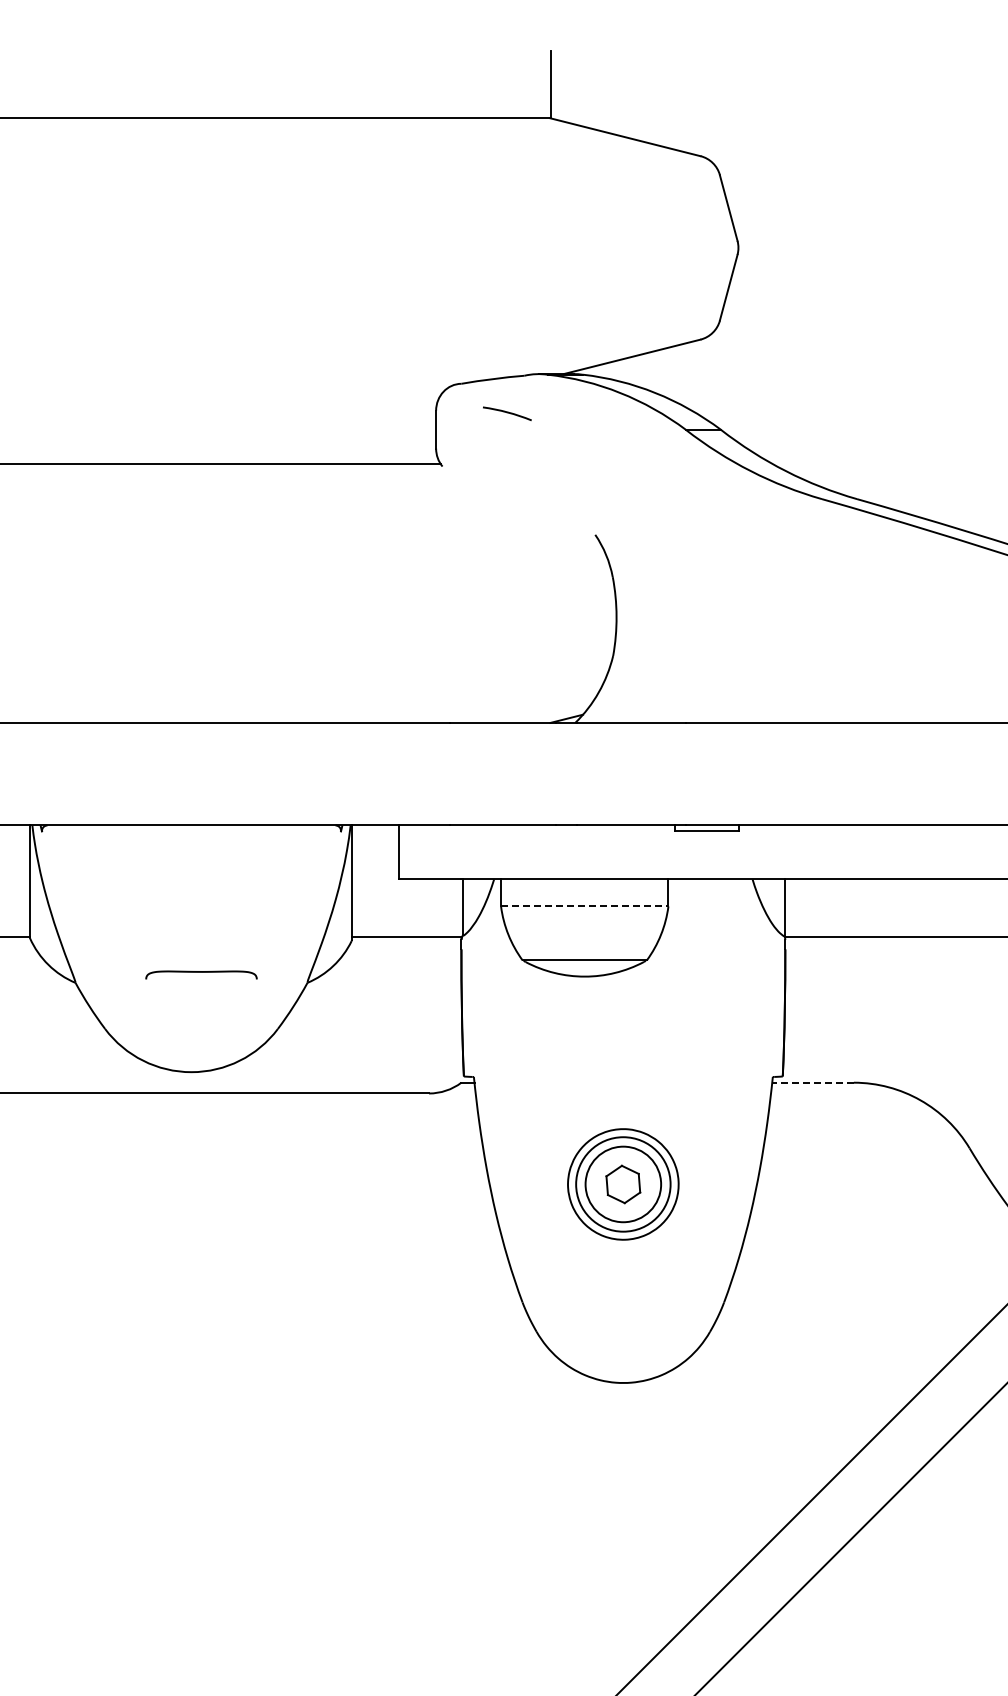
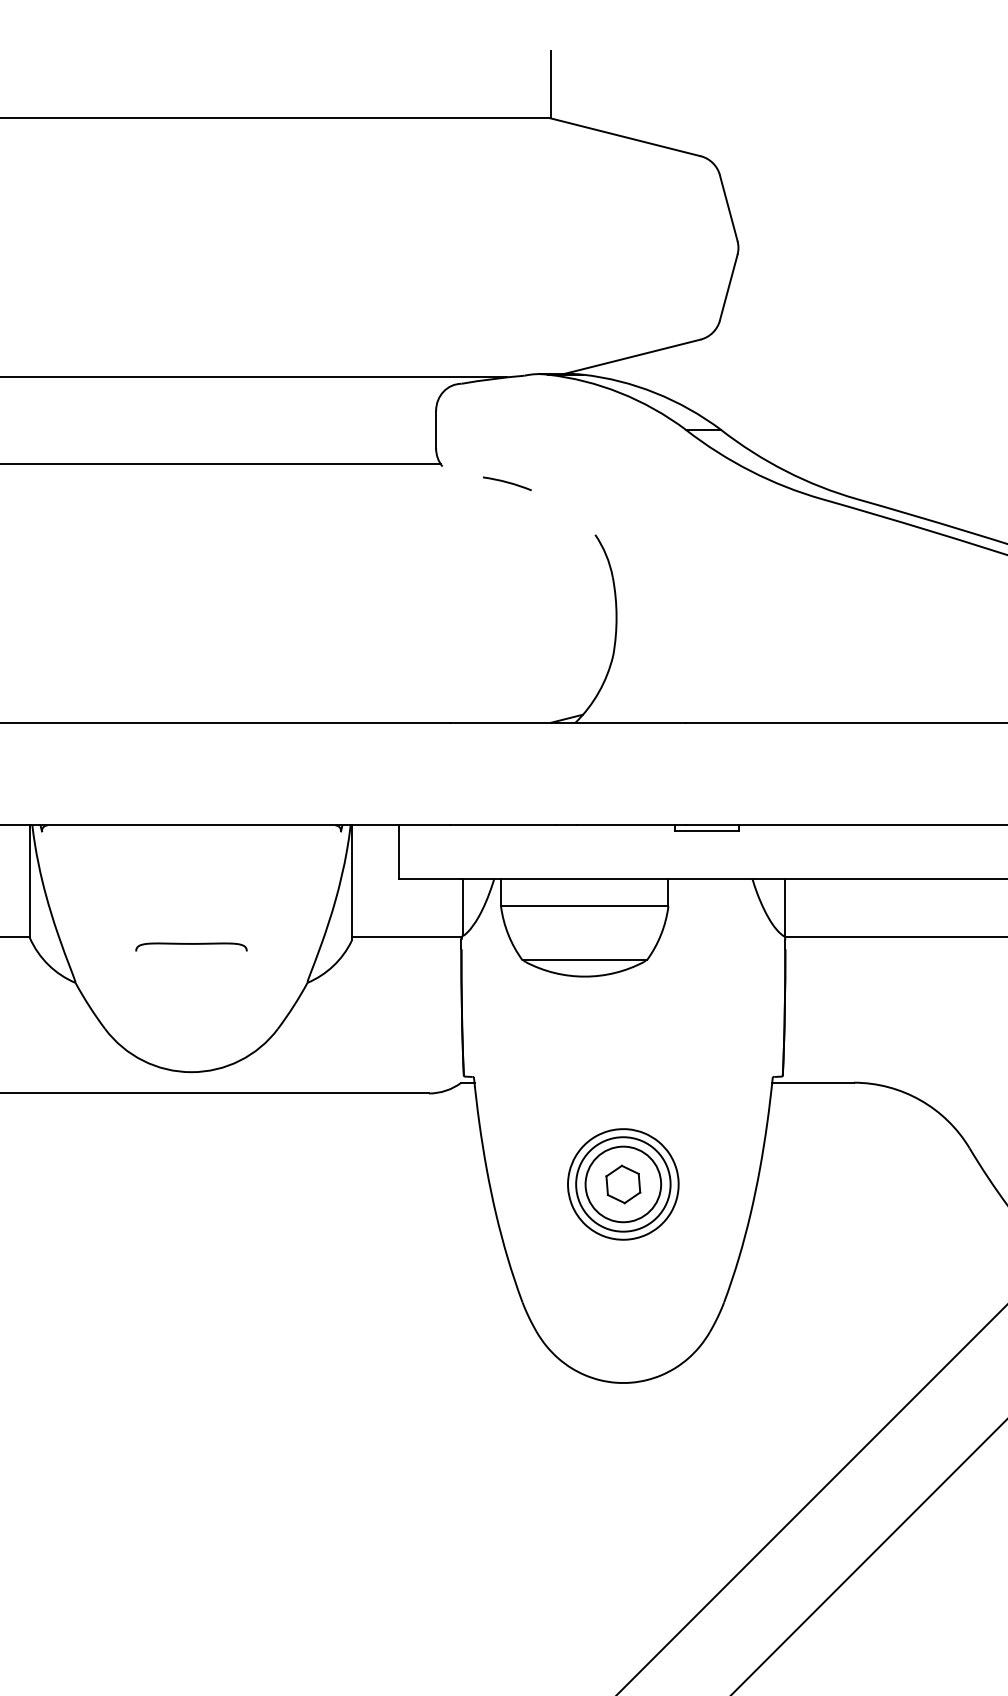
line: none -> present (254, 377)
curve position: (507, 413) -> (507, 483) (507, 483)
line: dashed -> solid (584, 906)
curve position: (201, 972) -> (191, 944) (191, 944)
line: dashed -> solid (813, 1082)
line position: (850, 1538) -> (868, 1557) (868, 1557)
